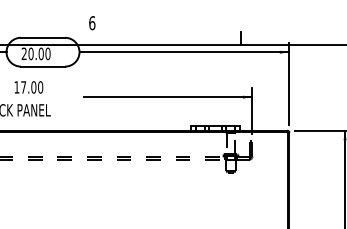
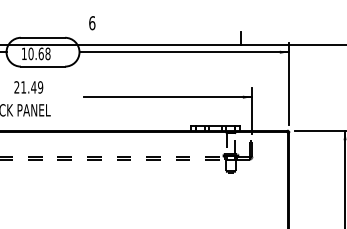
text: 20.00 -> 10.68 (35, 53)
text: 17.00 -> 21.49 (28, 87)
